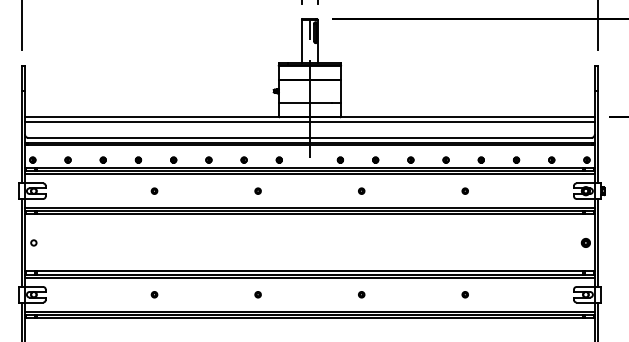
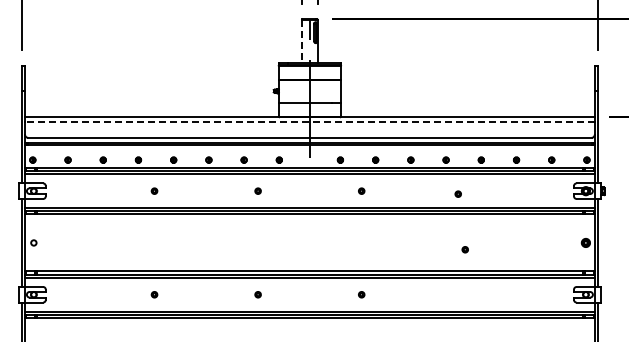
line: solid -> dashed (302, 41)
line: solid -> dashed (309, 122)
part position: (464, 190) -> (457, 193) (457, 193)
part position: (464, 294) -> (464, 249) (464, 249)
